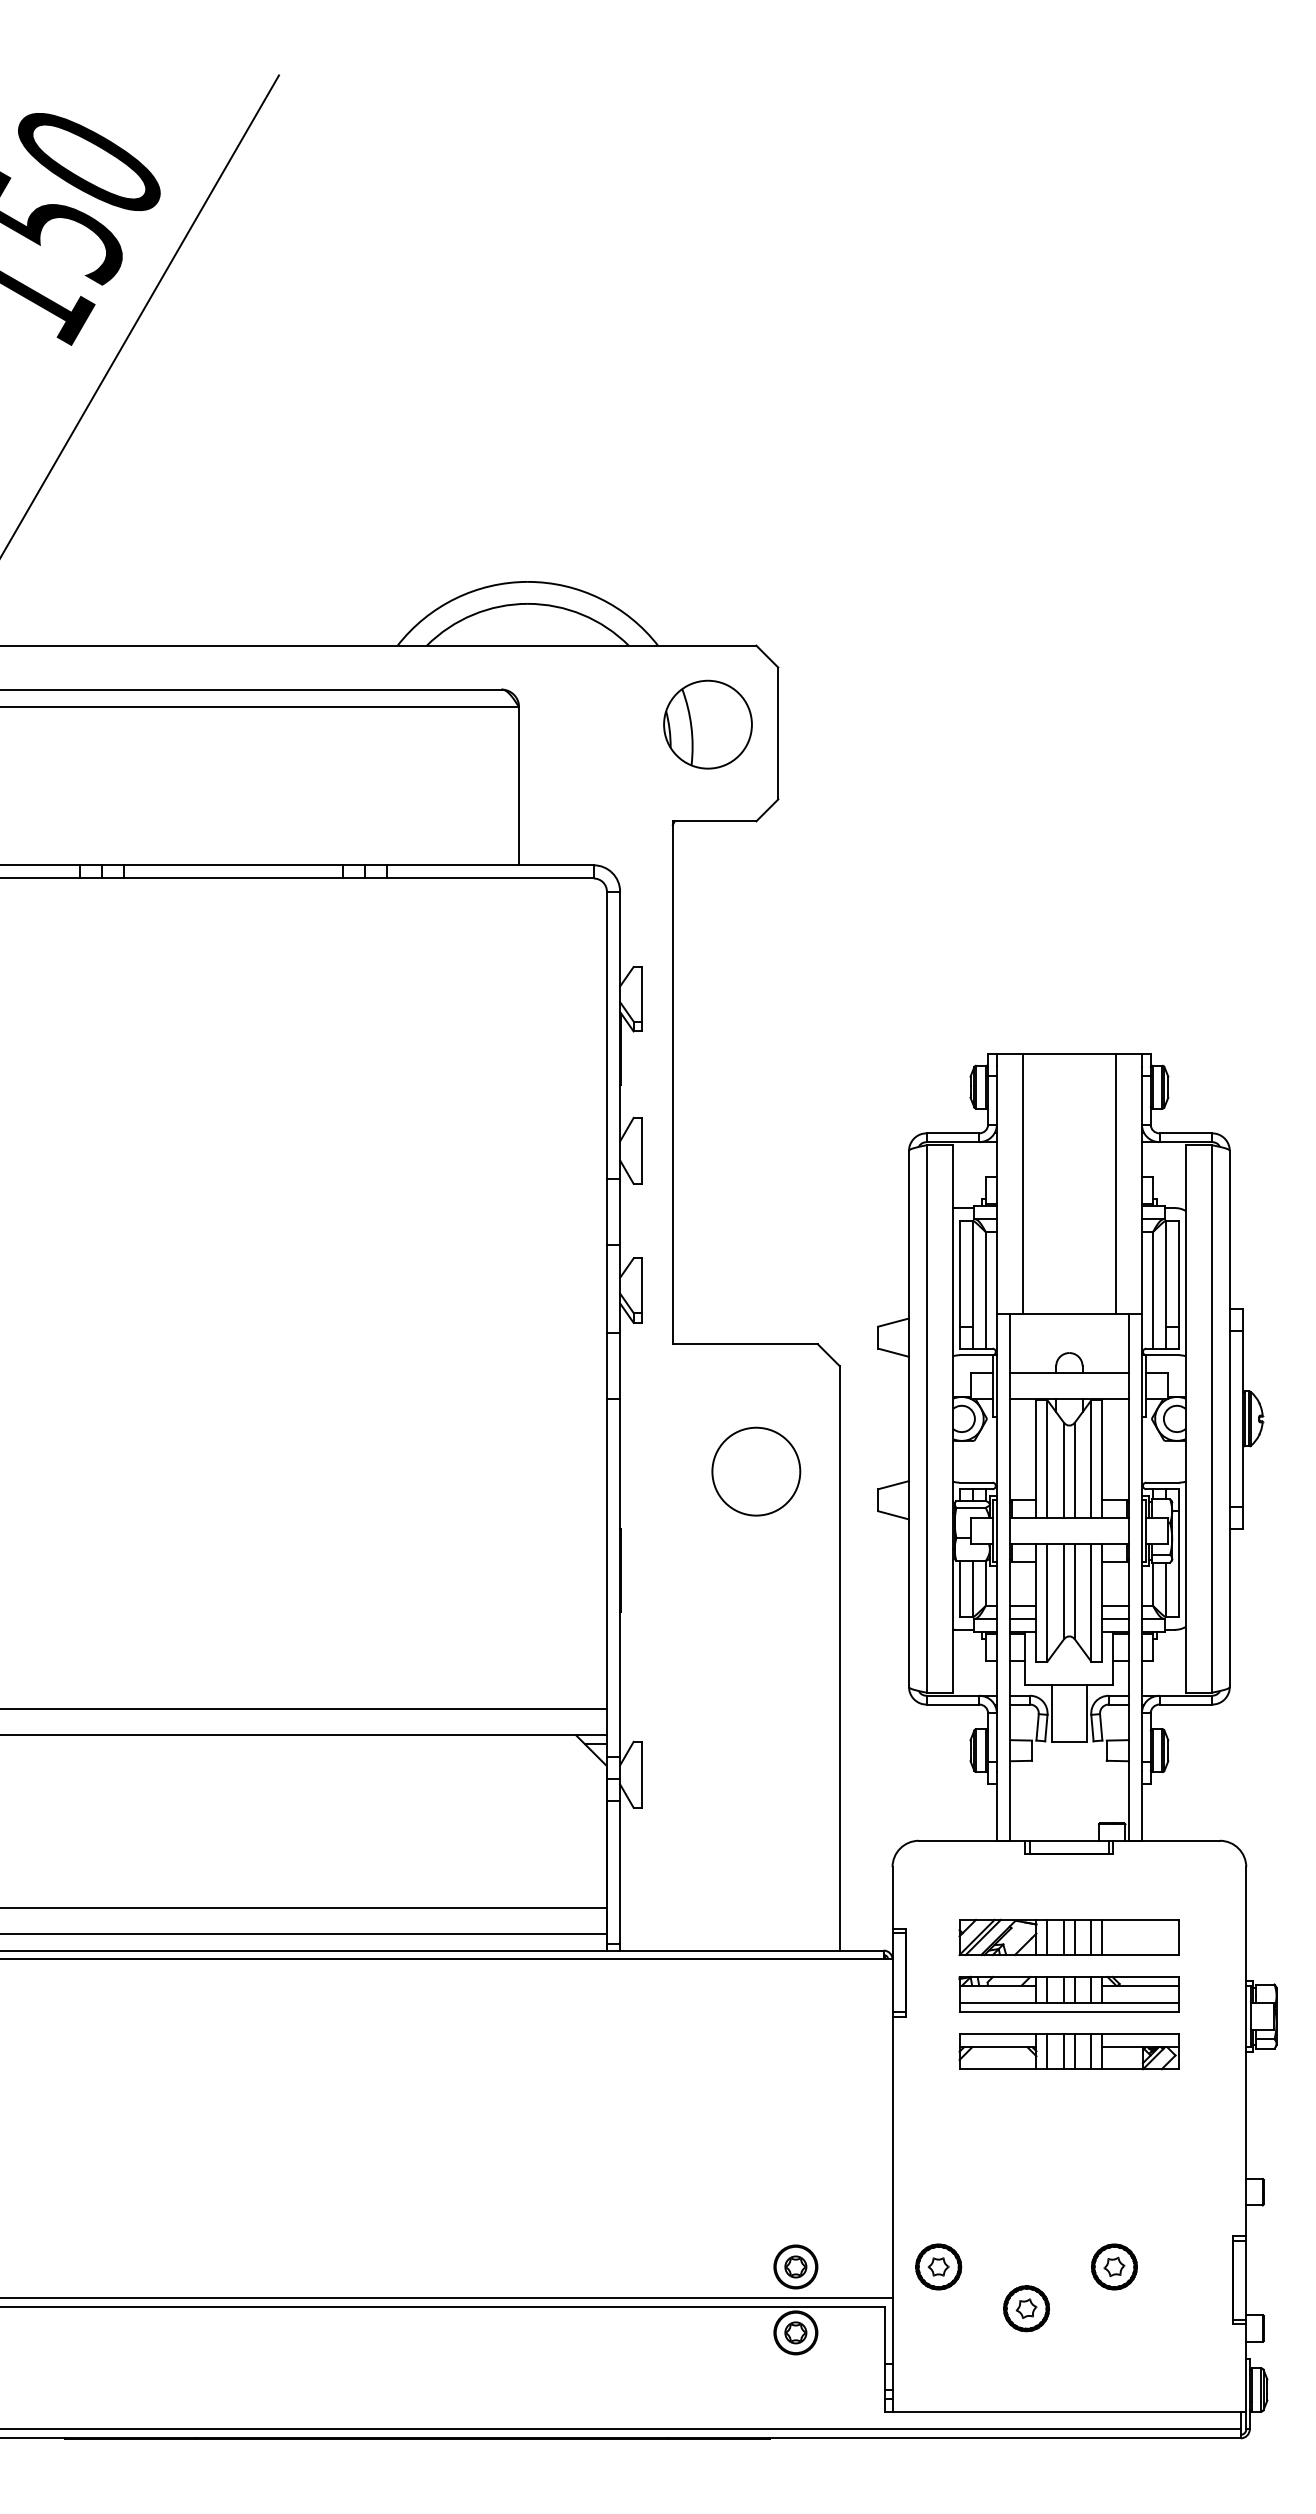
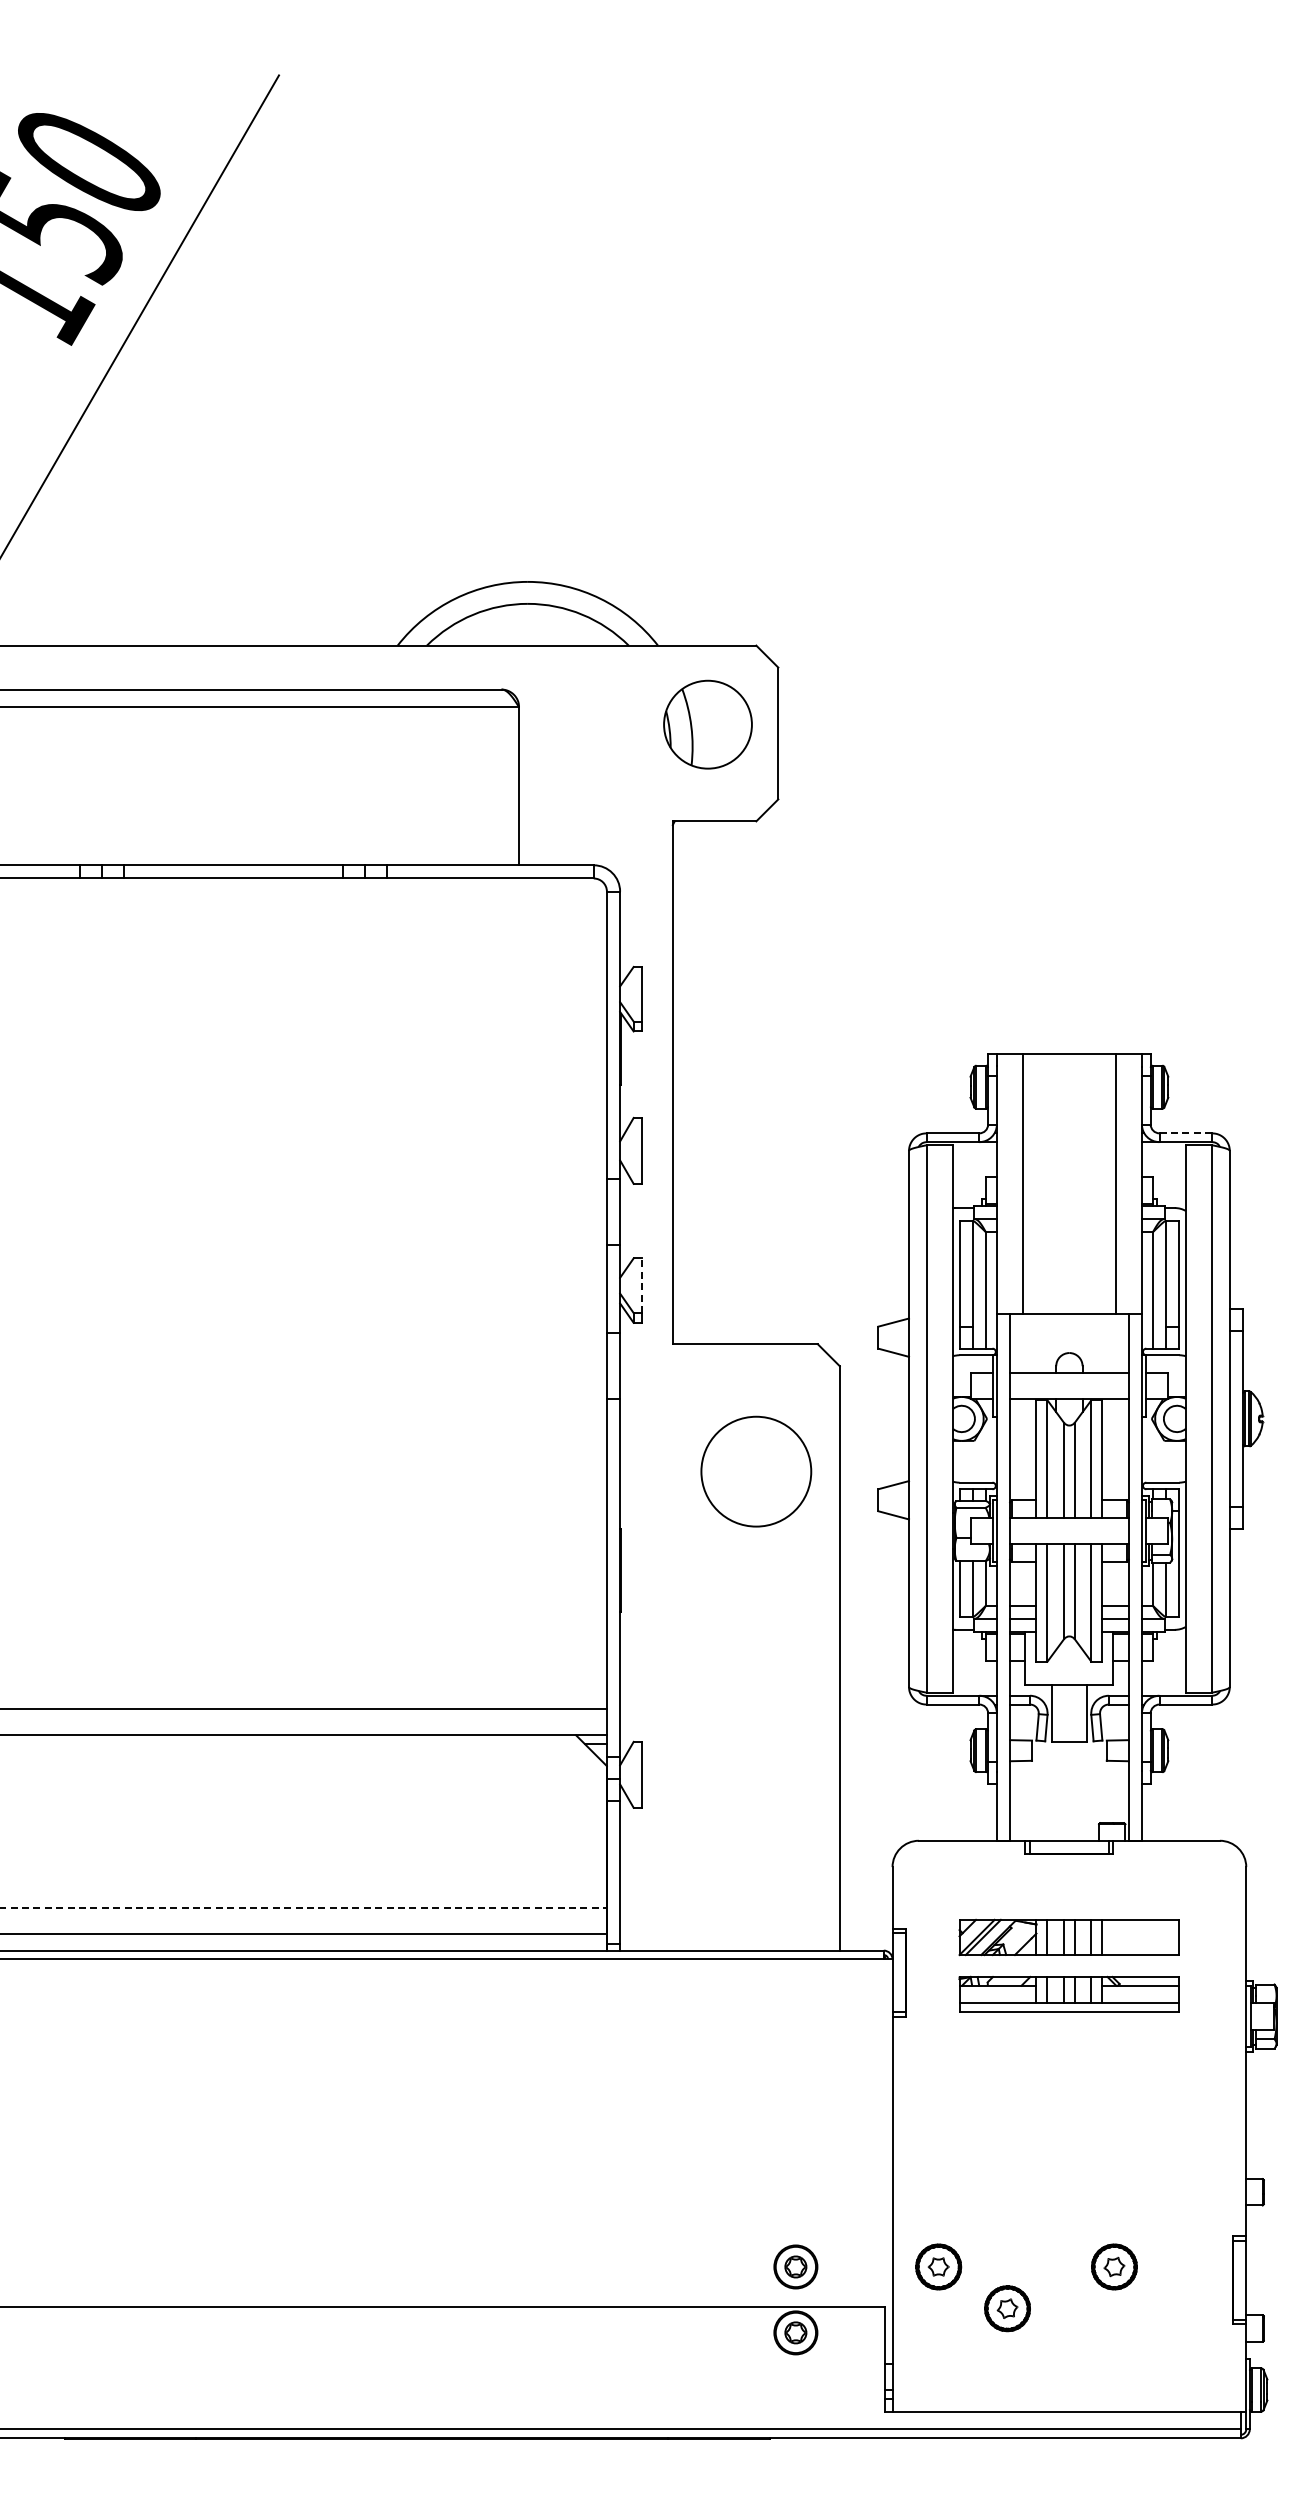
line: solid -> dashed (1185, 1133)
line: solid -> dashed (642, 1285)
circle diameter: 88 px -> 110 px (756, 1471)
line: solid -> dashed (303, 1908)
part: present -> none (1068, 2051)
line: present -> none (447, 2297)
part position: (1026, 2308) -> (1007, 2308) (1007, 2308)
